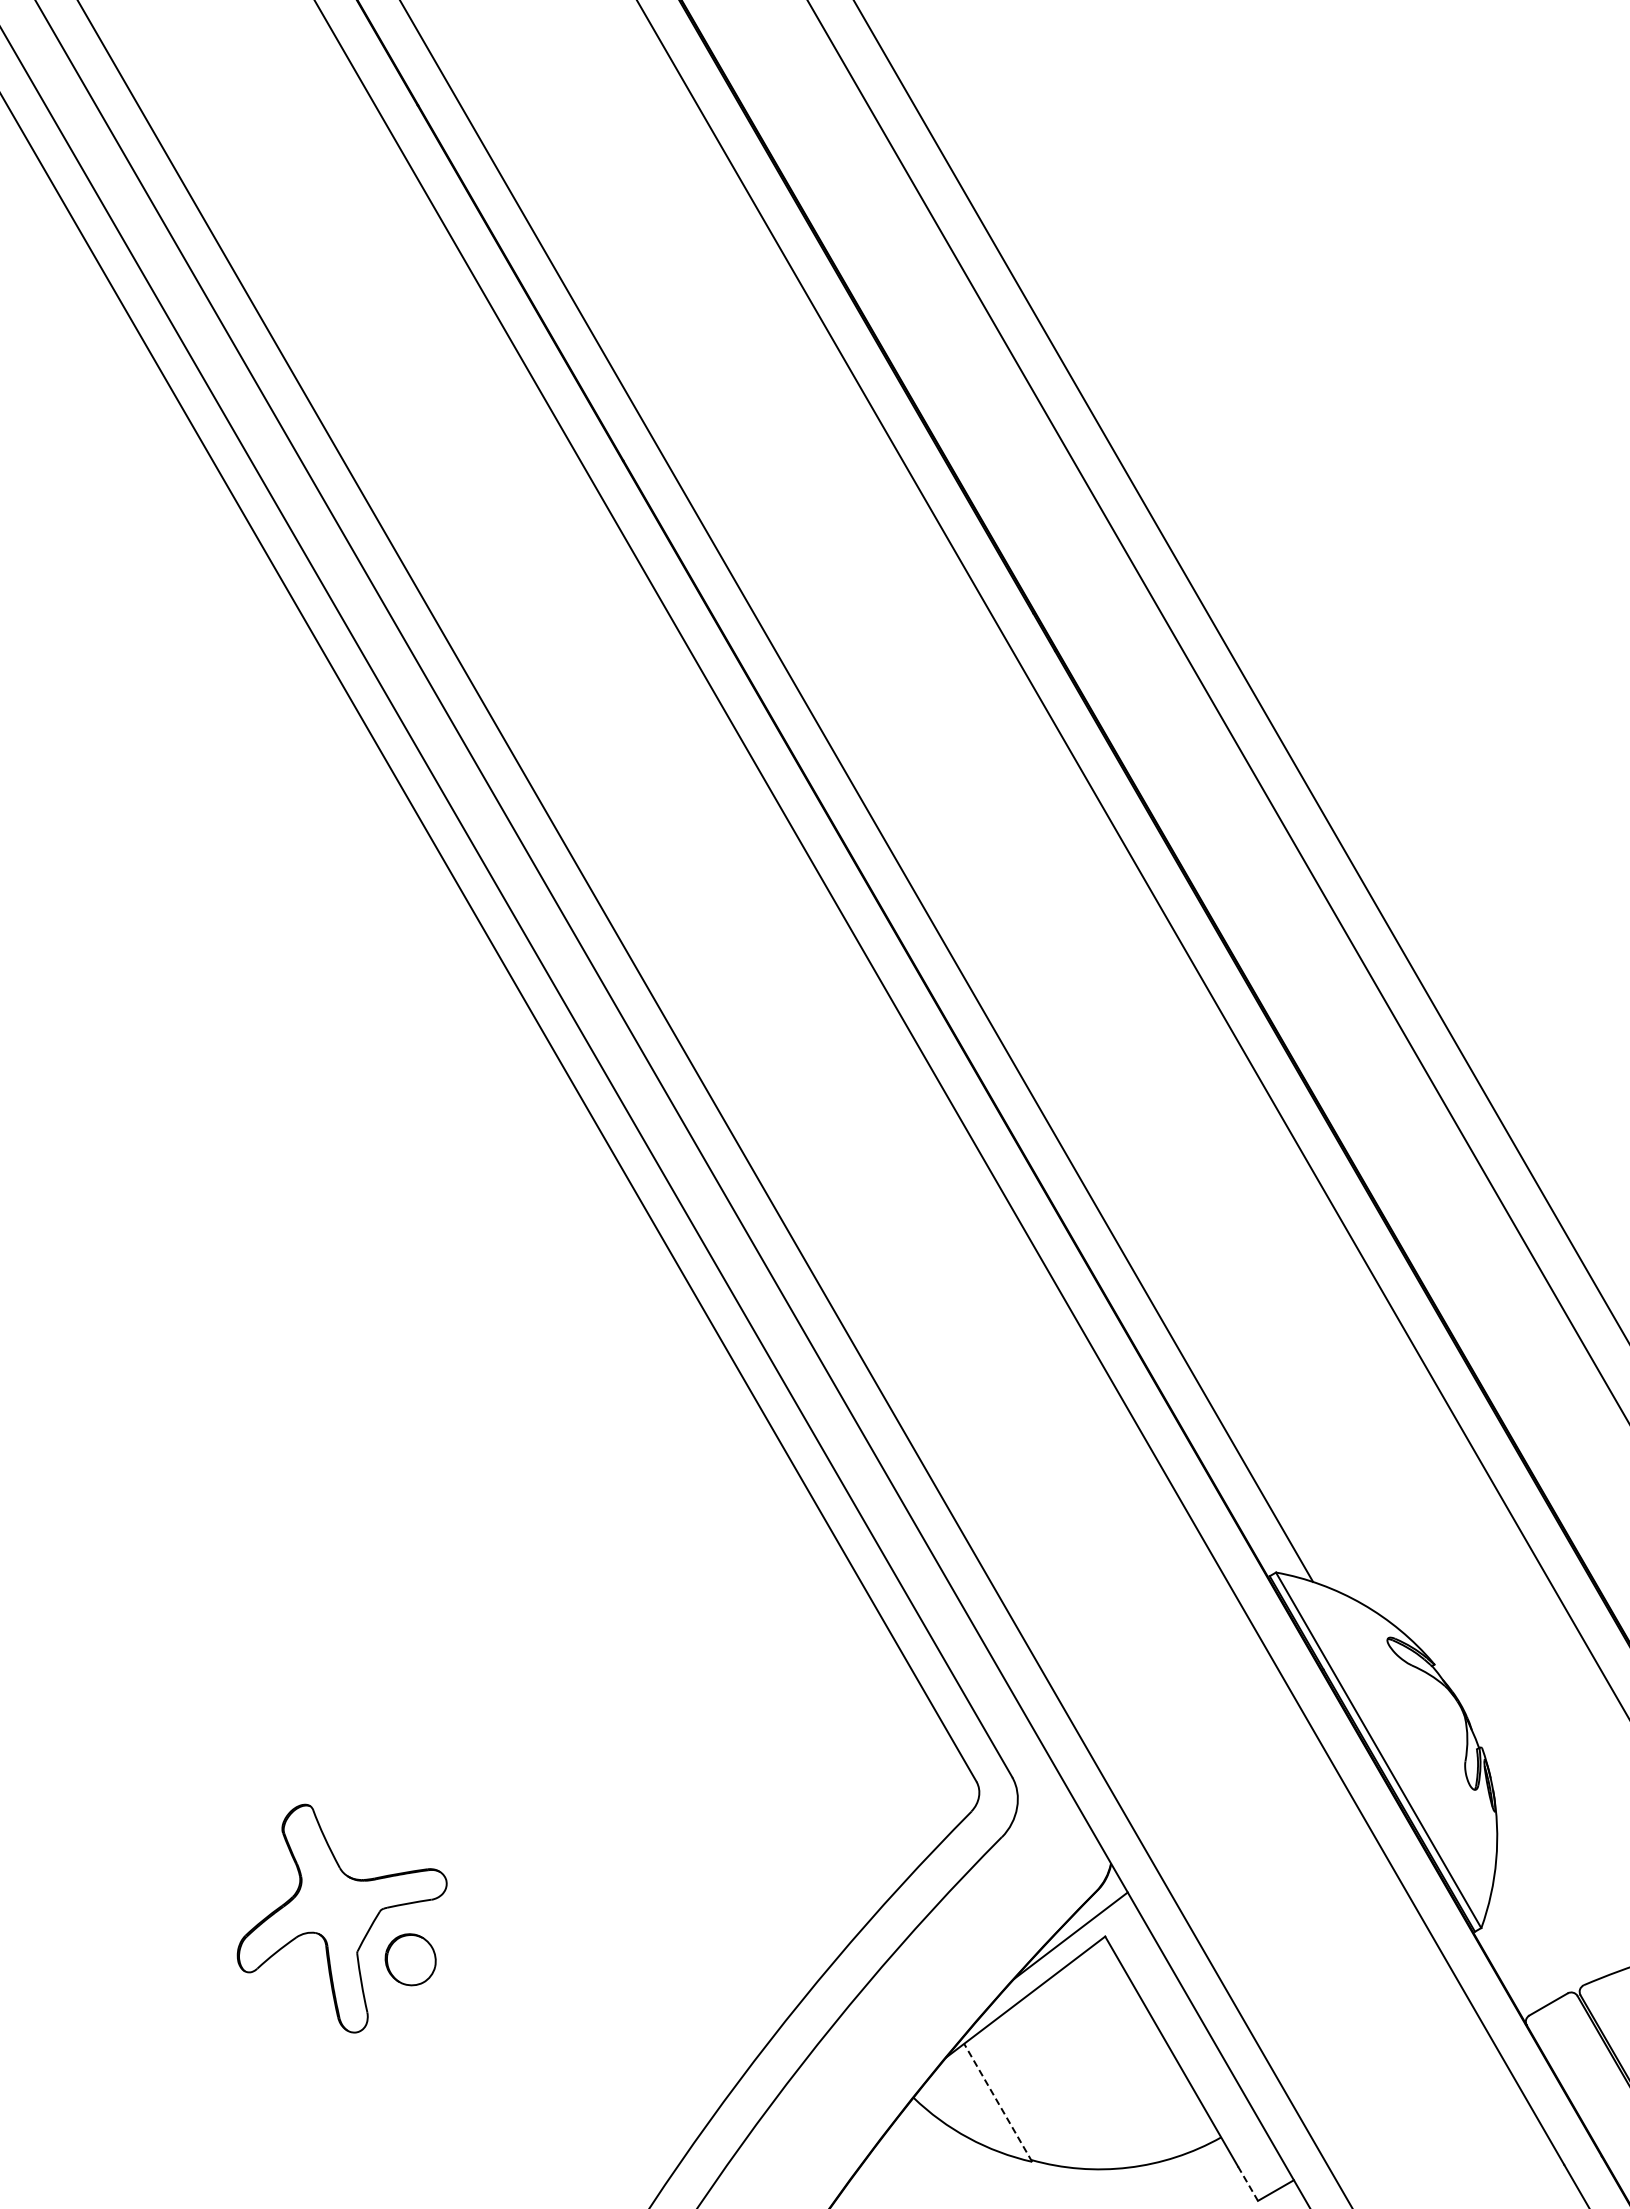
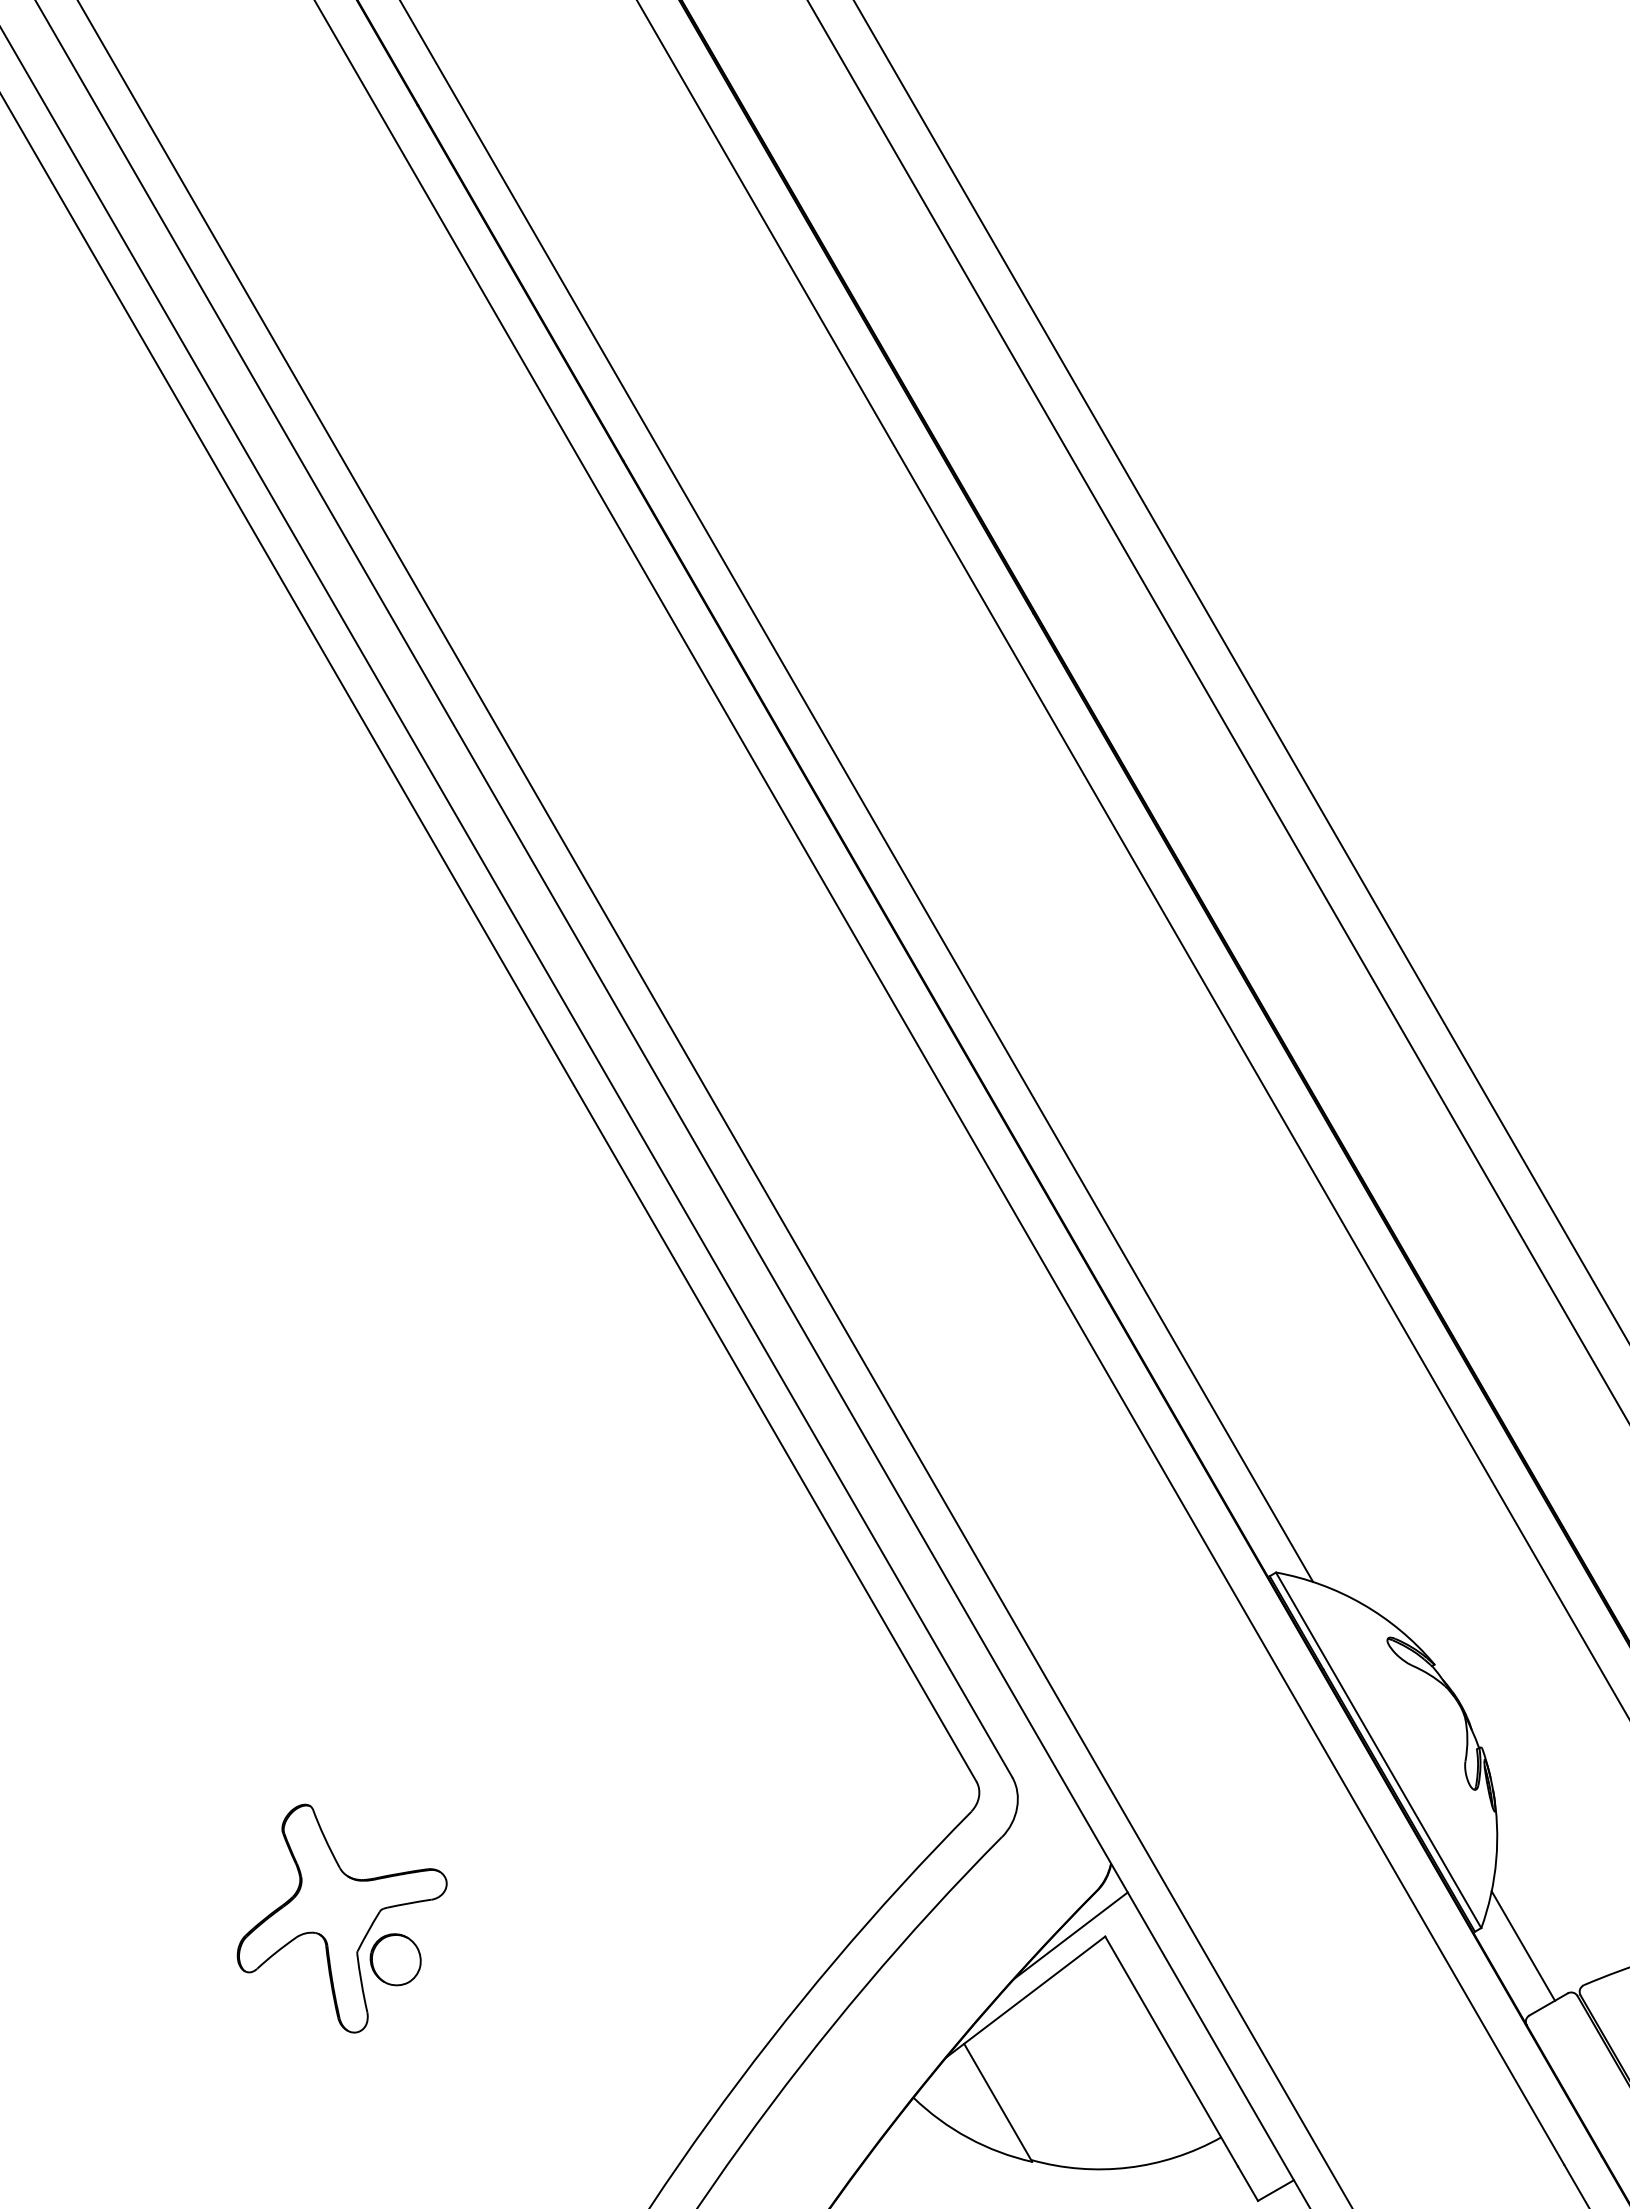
line: none -> present (1523, 1945)
part position: (410, 1959) -> (395, 1959) (395, 1959)
line: dashed -> solid (997, 2102)
line: dashed -> solid (1248, 2183)
